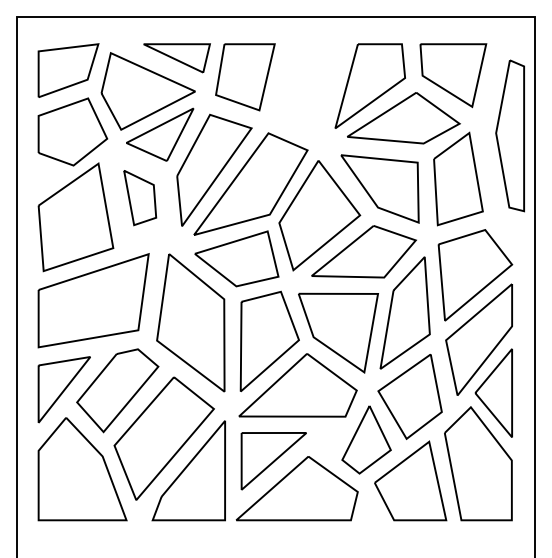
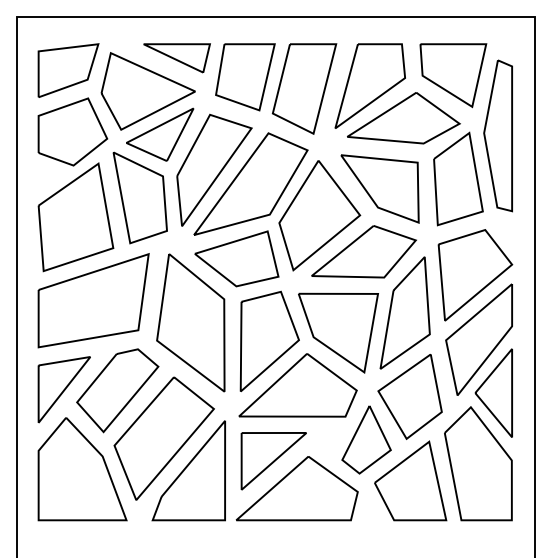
part: none -> present (304, 88)
part position: (509, 135) -> (497, 135) (497, 135)
part size: 35x57 px -> 56x94 px (139, 197)
